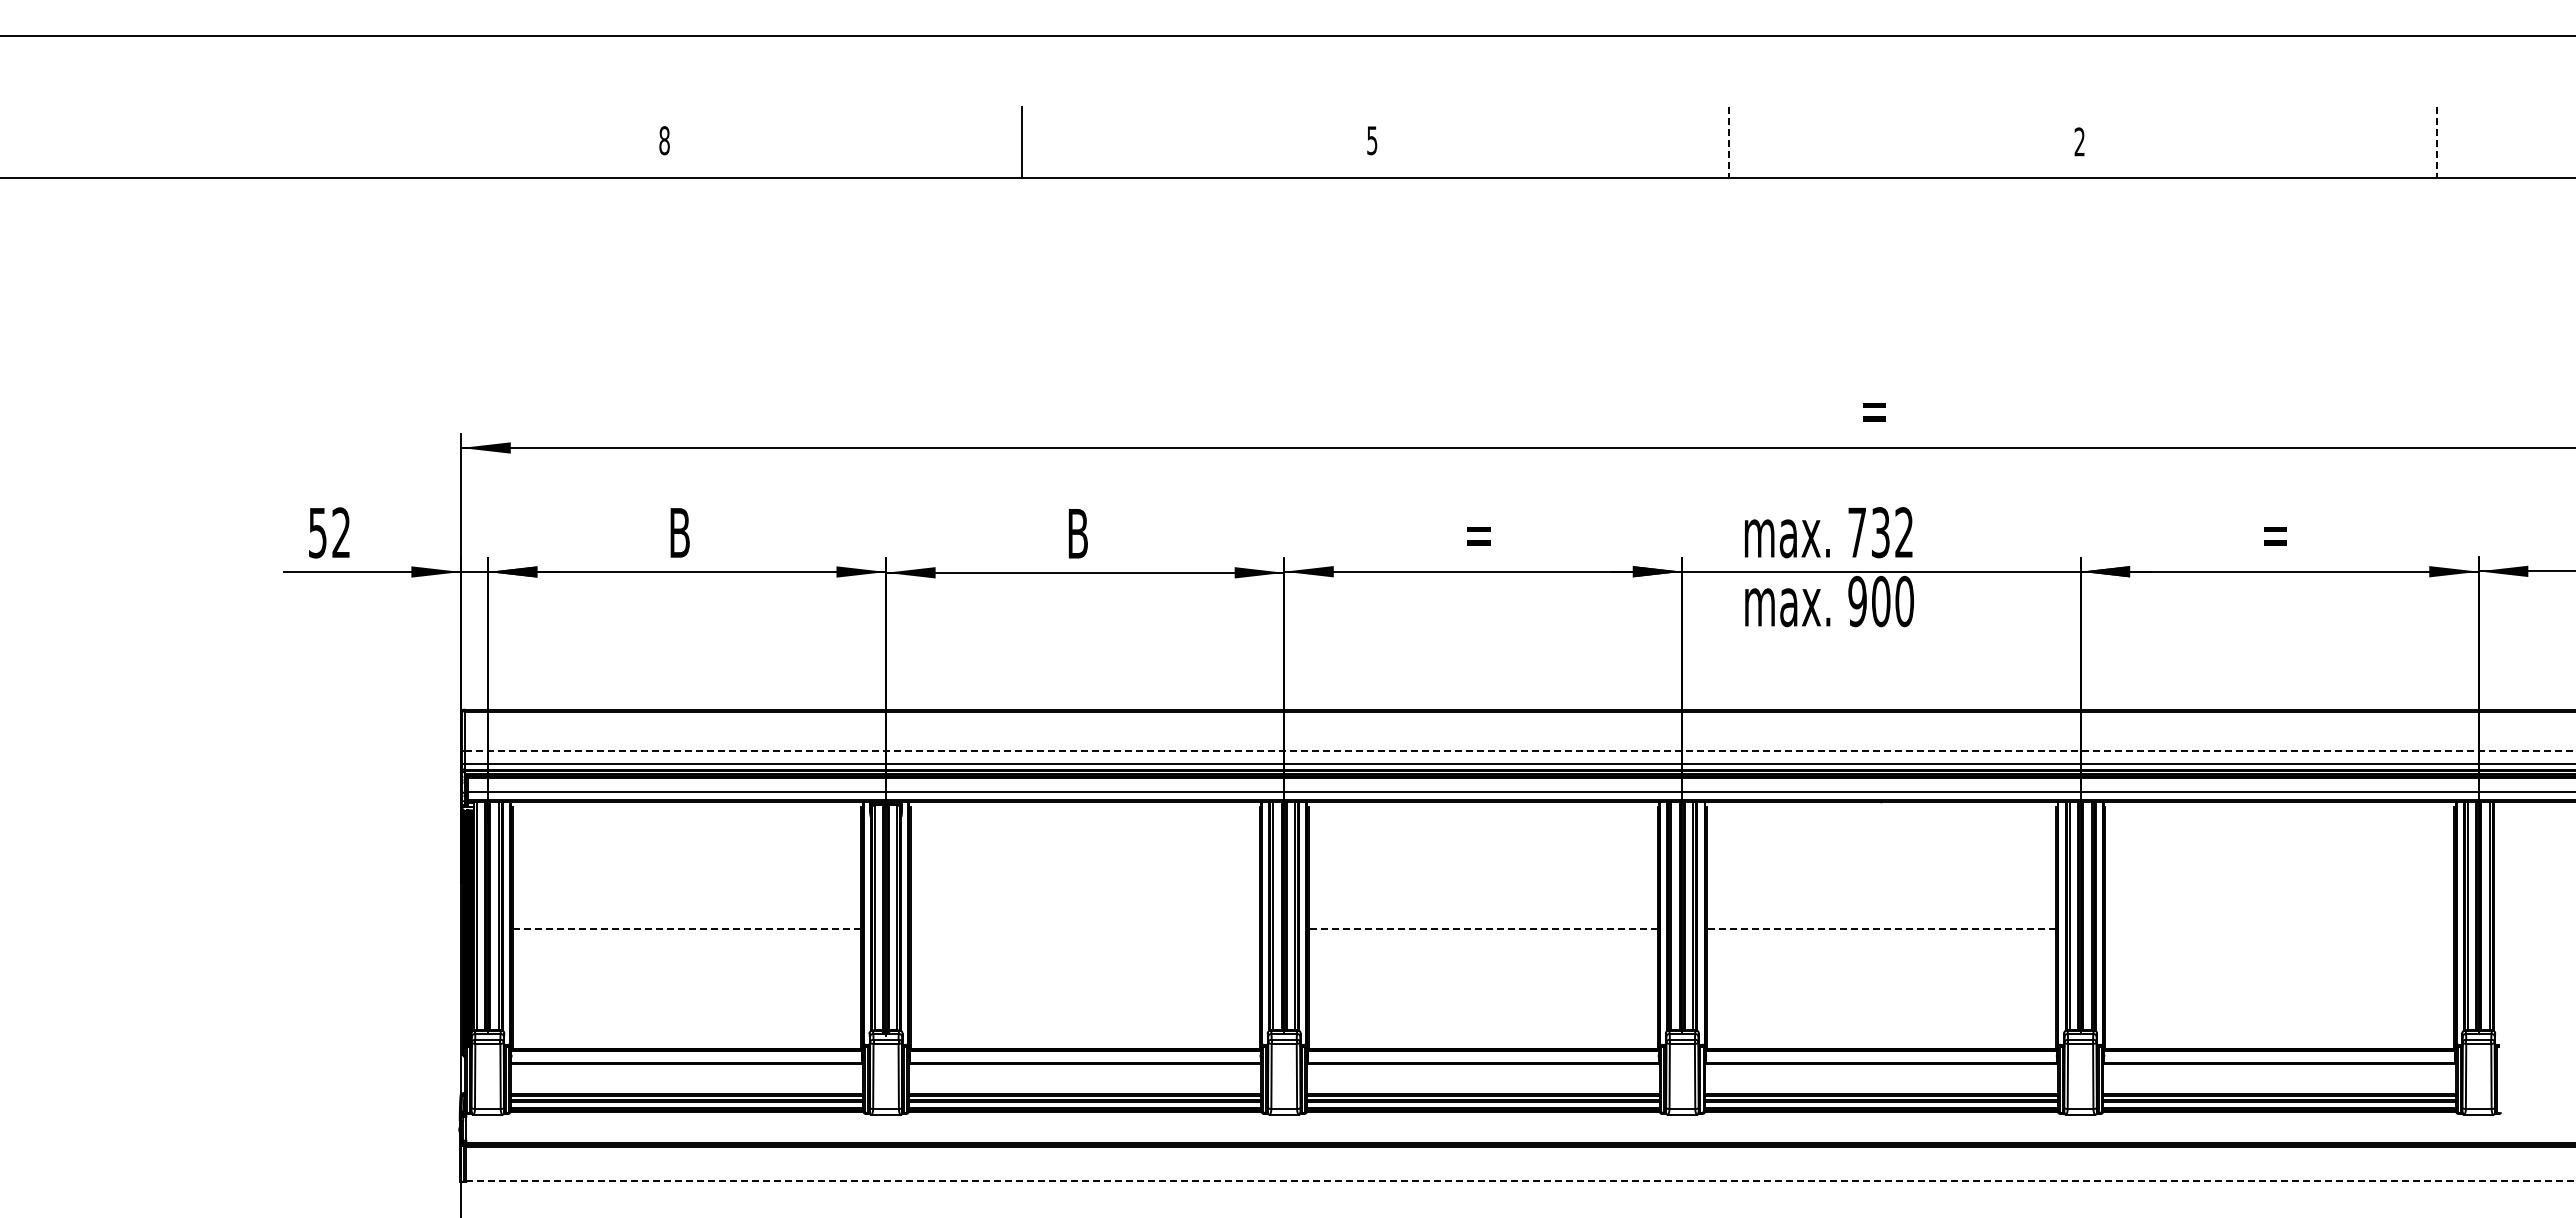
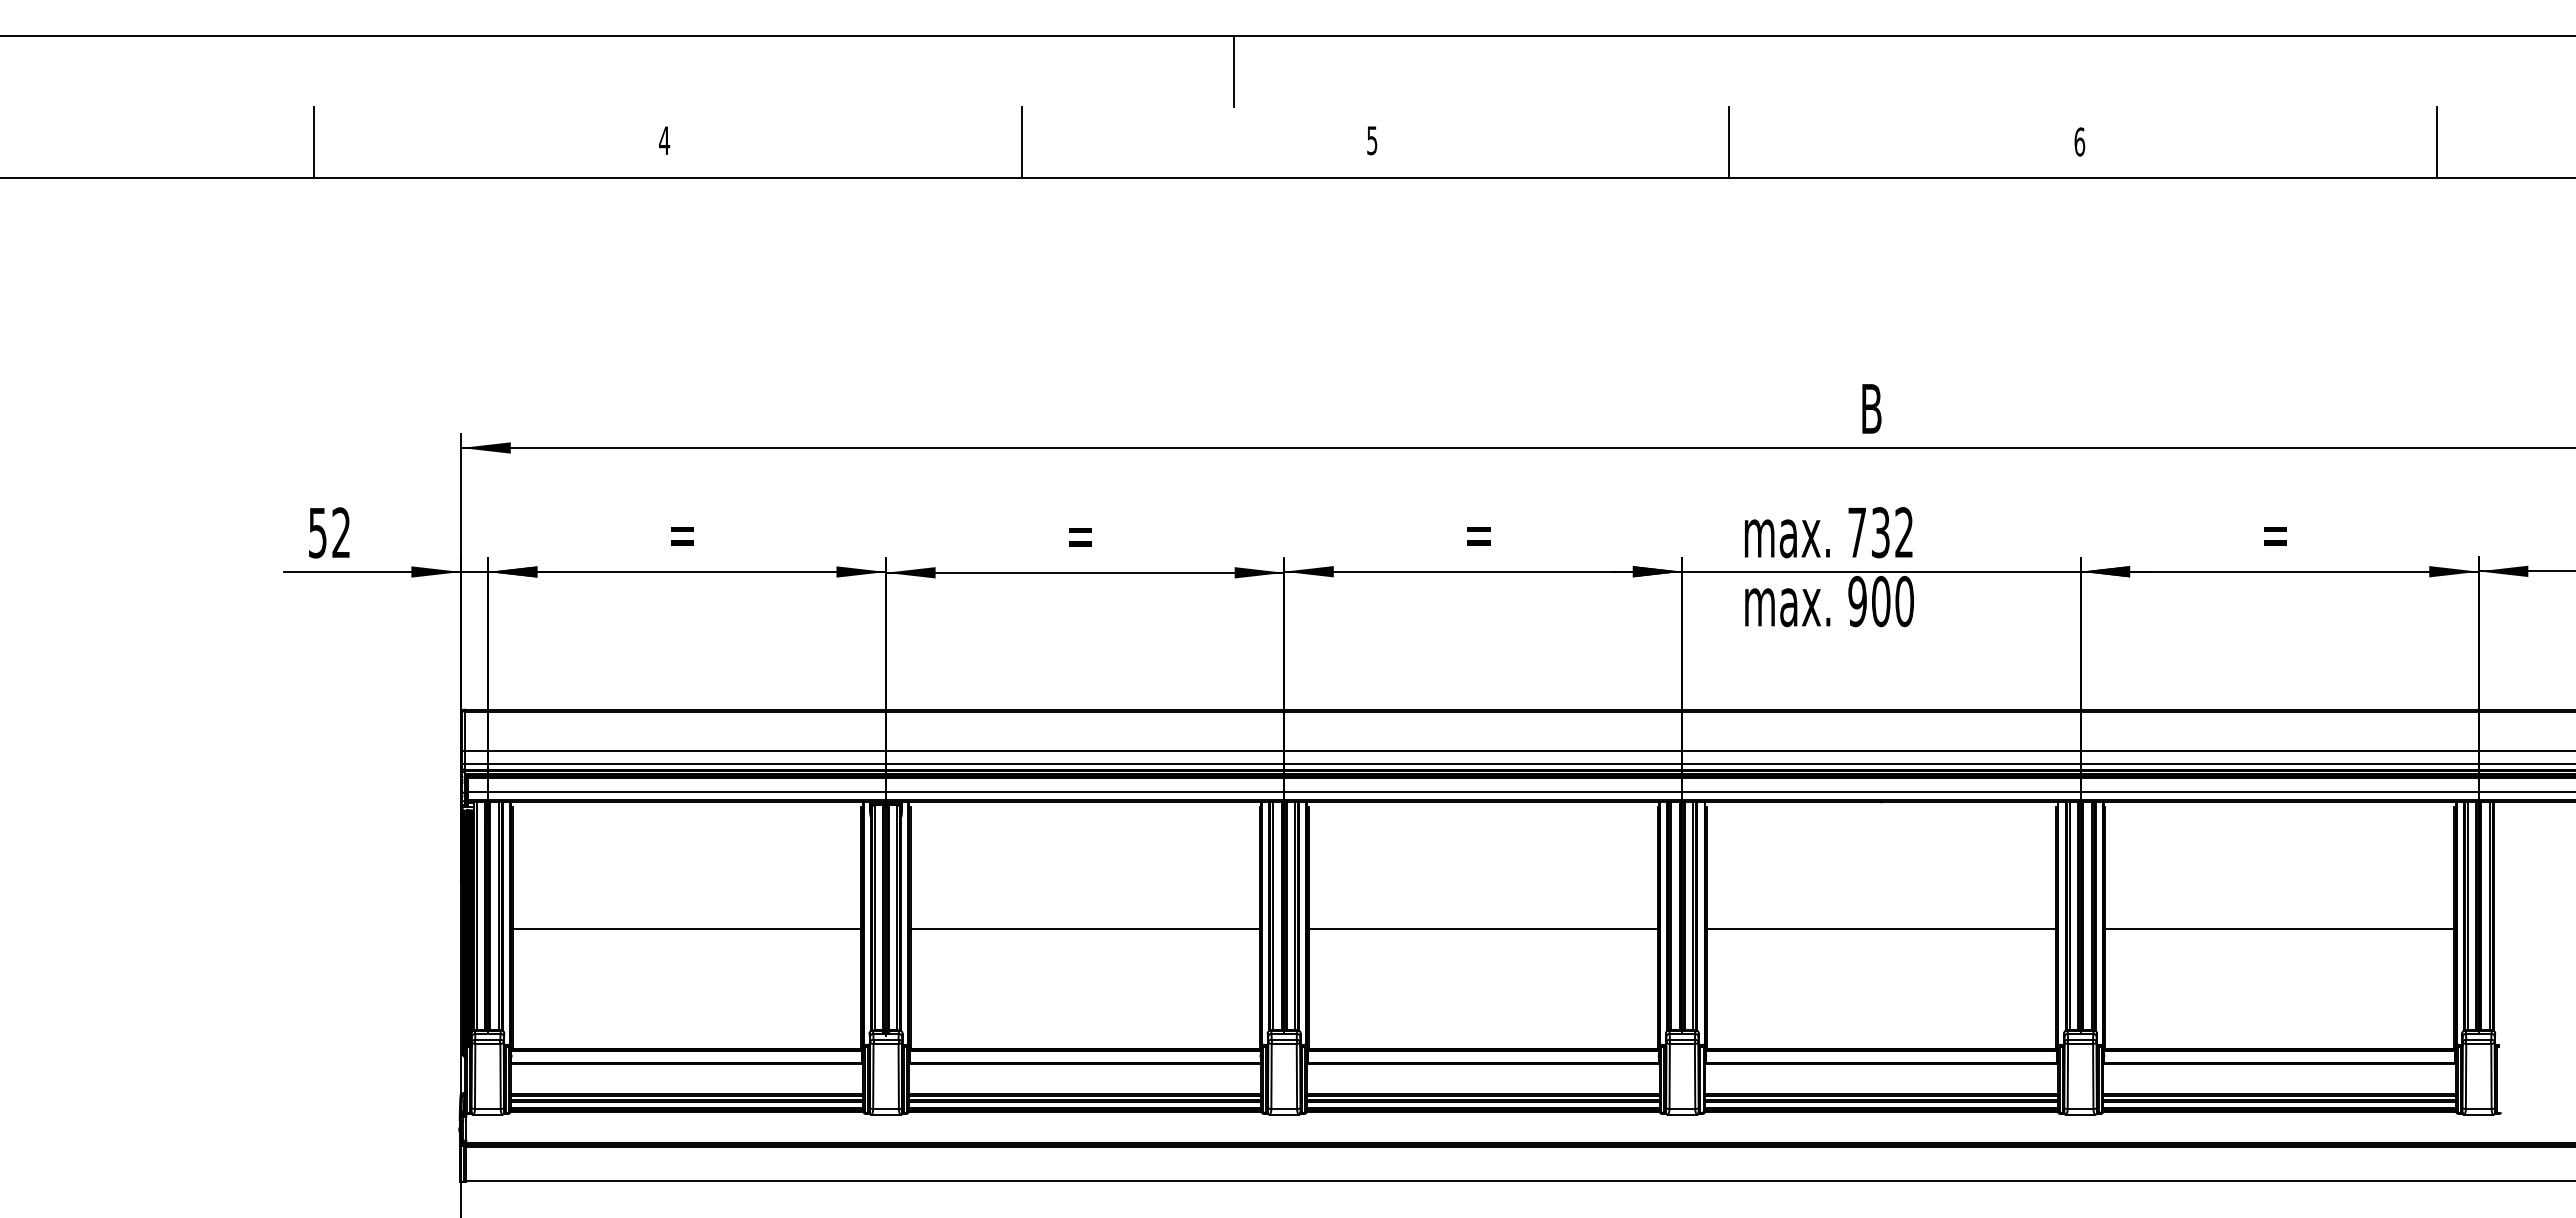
line: none -> present (1234, 71)
text: 8 -> 4 (664, 140)
text: 2 -> 6 (2079, 141)
line: none -> present (314, 142)
line: dashed -> solid (1729, 143)
line: dashed -> solid (2437, 143)
text: = -> B (1873, 408)
text: B -> = (681, 532)
text: B -> = (1079, 533)
line: dashed -> solid (1520, 750)
line: dashed -> solid (686, 928)
line: none -> present (1084, 928)
line: dashed -> solid (1482, 928)
line: dashed -> solid (1880, 928)
line: none -> present (2279, 928)
line: dashed -> solid (1521, 1181)
